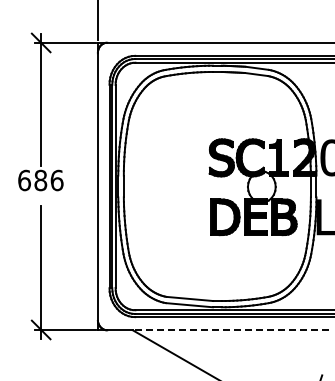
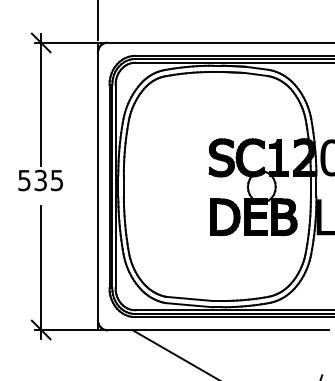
text: 686 -> 535 (40, 180)
line: dashed -> solid (230, 330)
